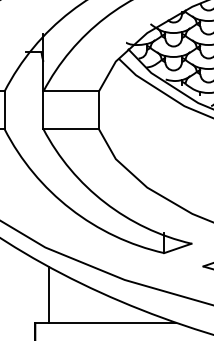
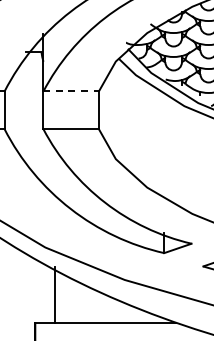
line: solid -> dashed (71, 91)
line position: (49, 294) -> (55, 294) (55, 294)
